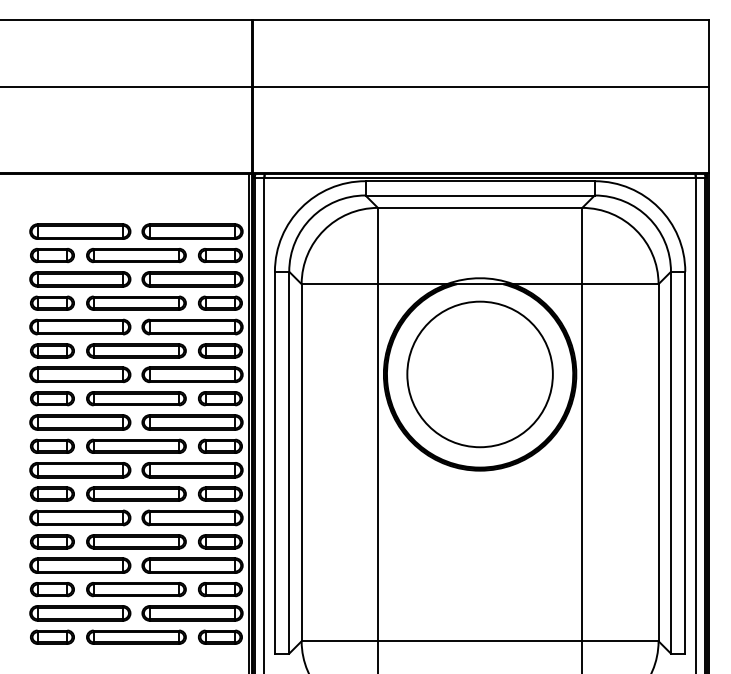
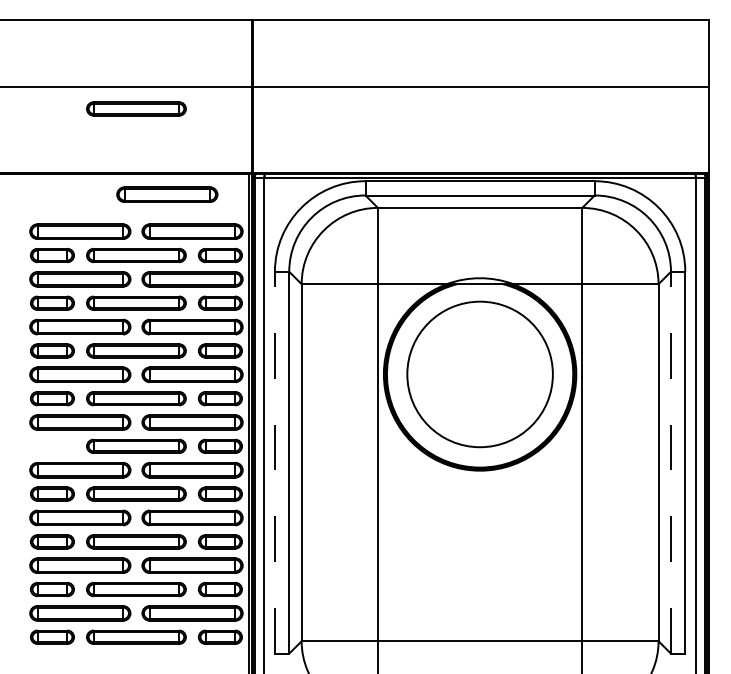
part: none -> present (136, 108)
part: none -> present (167, 194)
part: present -> none (52, 445)
line: solid -> dashed (274, 462)
line: solid -> dashed (670, 462)
